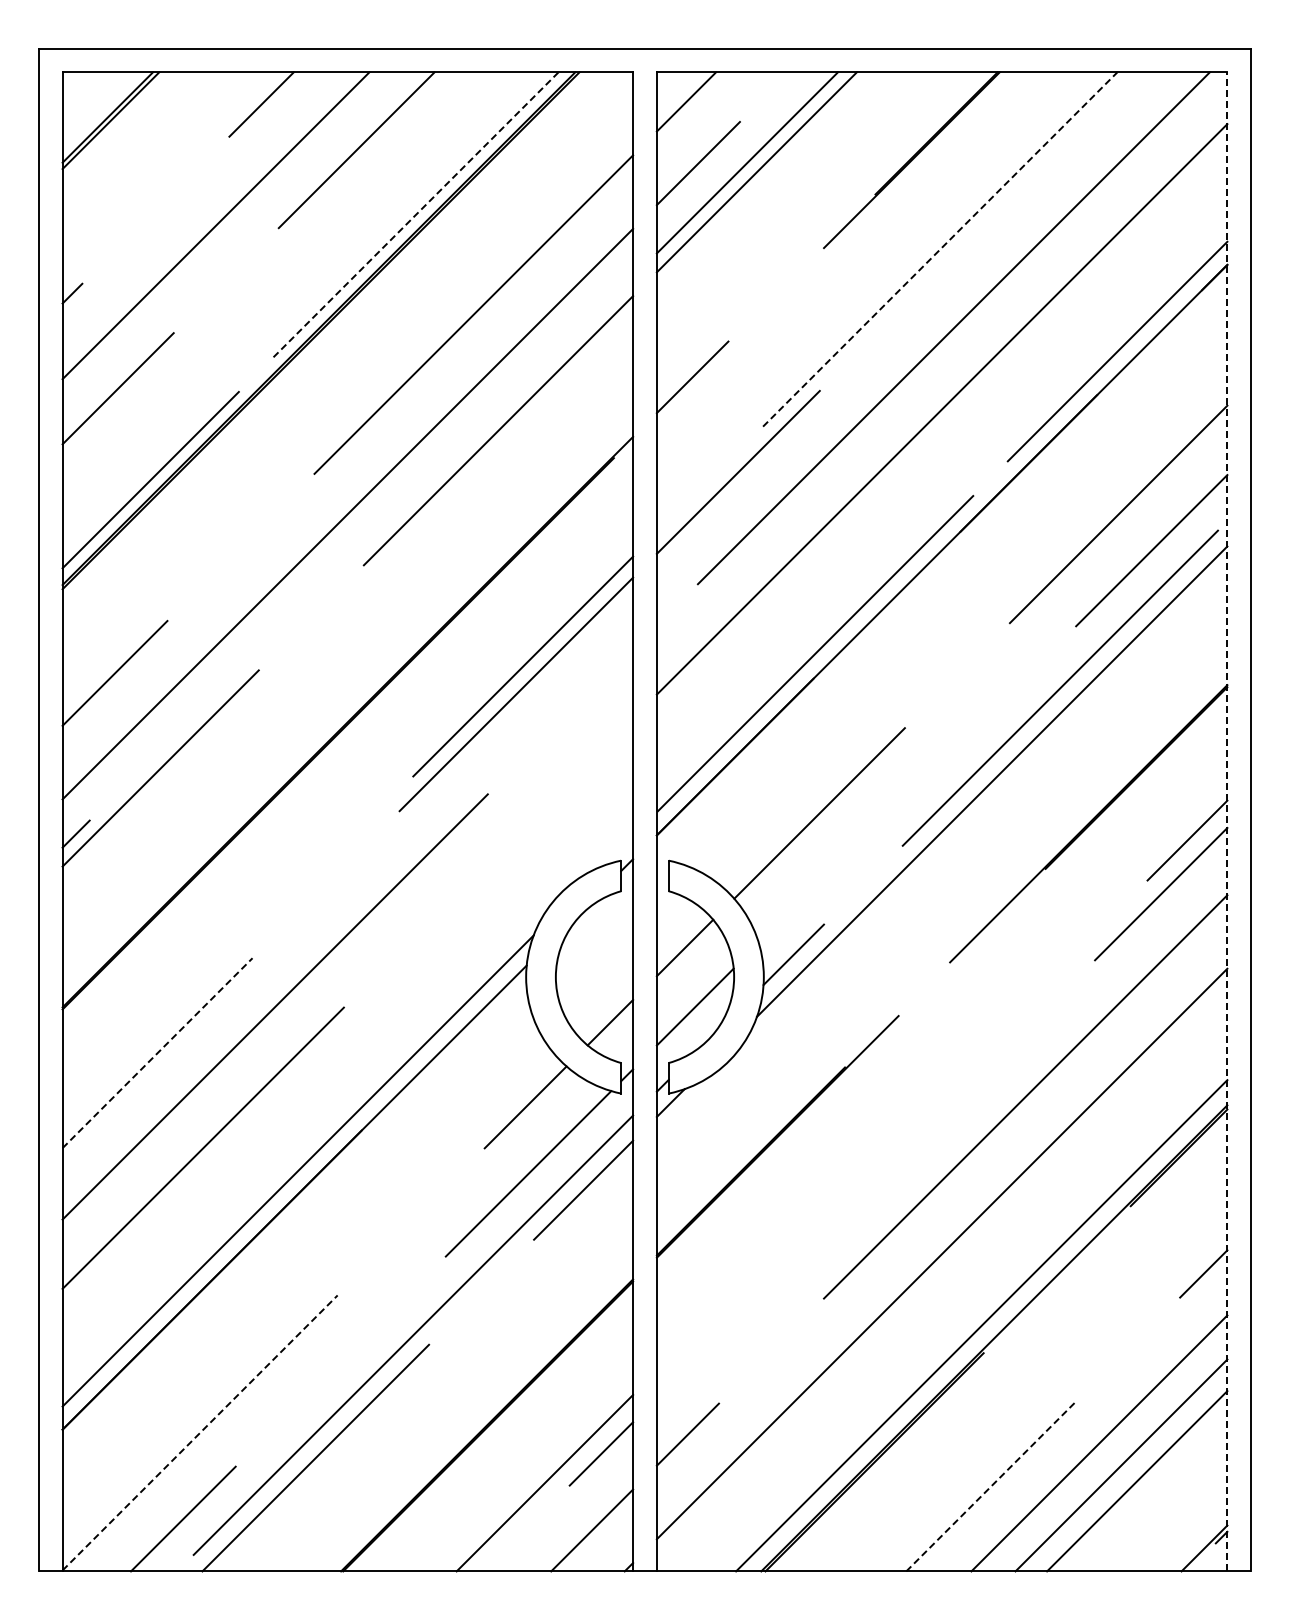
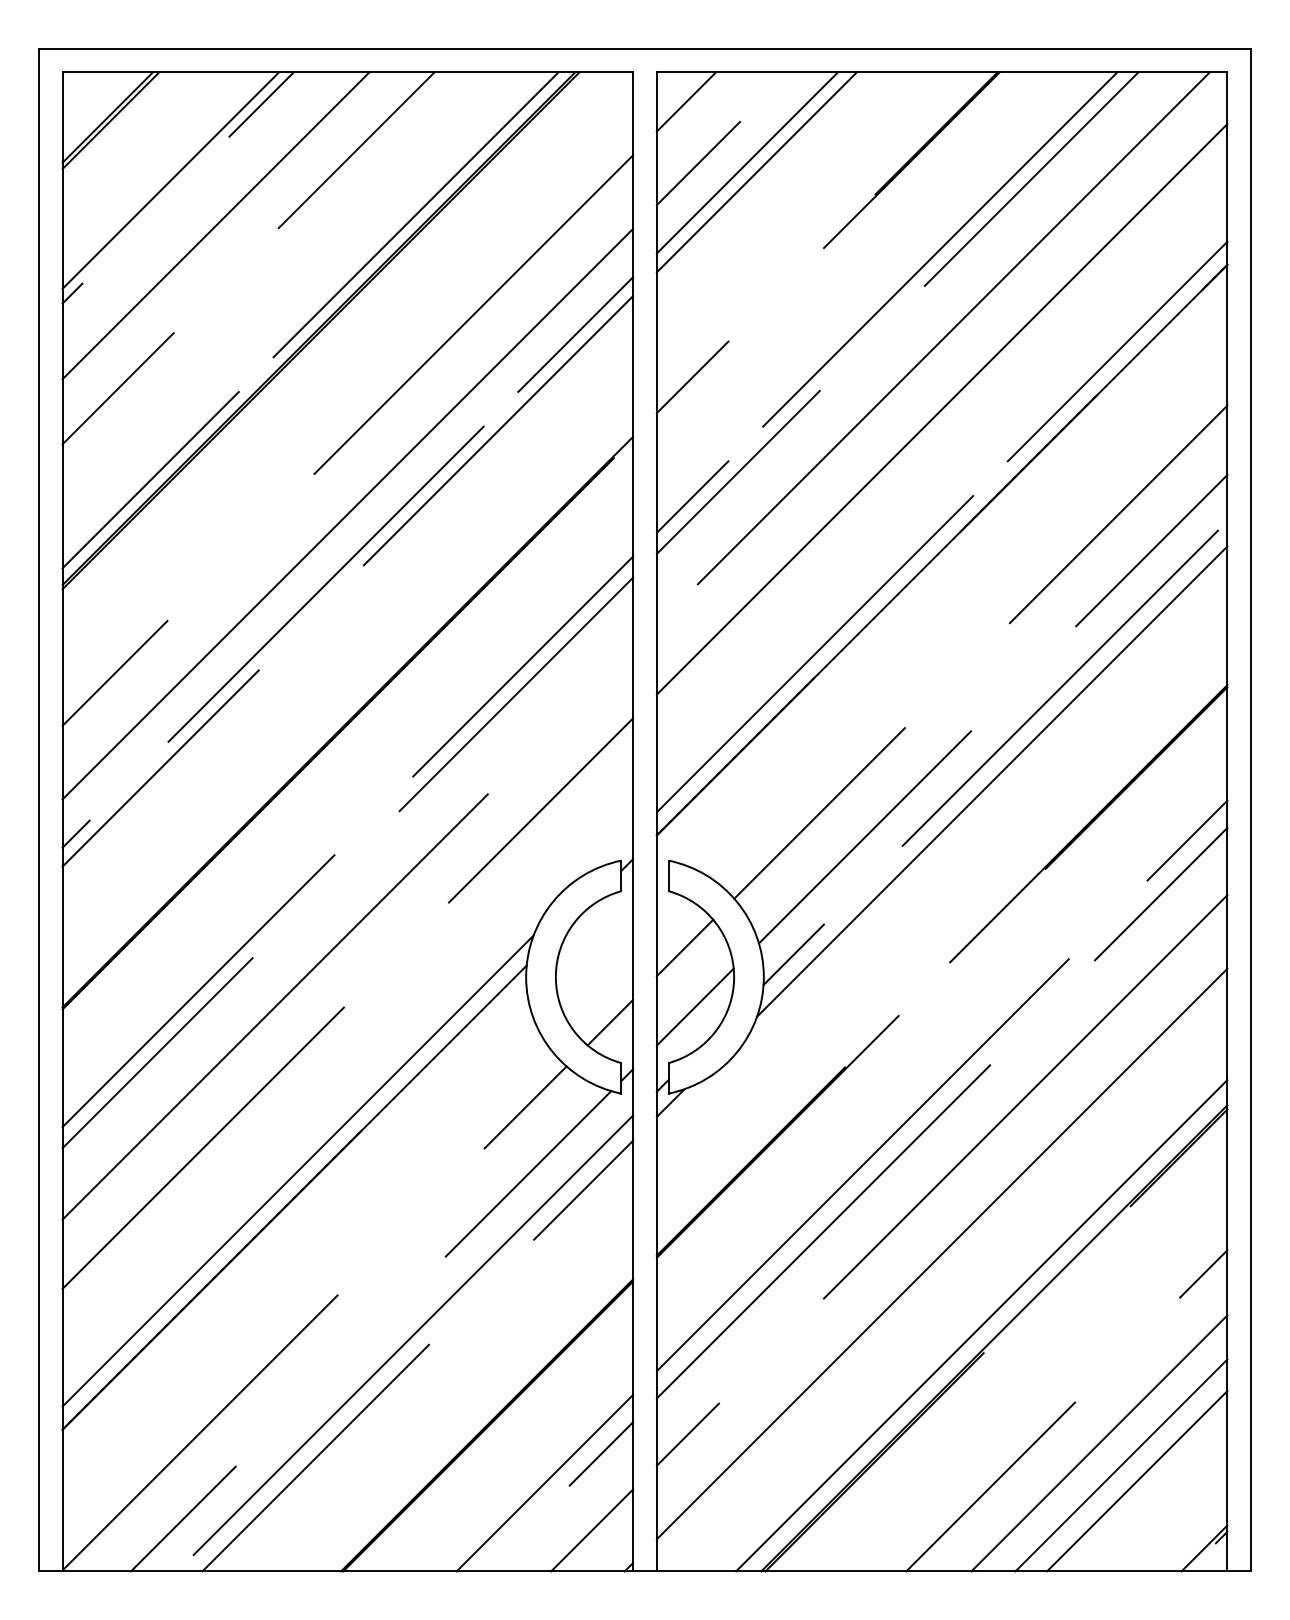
line: none -> present (1031, 178)
line: none -> present (170, 180)
line: dashed -> solid (416, 214)
line: dashed -> solid (940, 249)
line: none -> present (575, 334)
line: none -> present (692, 496)
line: none -> present (325, 583)
line: none -> present (541, 810)
line: dashed -> solid (1227, 821)
line: none -> present (864, 837)
line: none -> present (198, 991)
line: dashed -> solid (157, 1052)
line: none -> present (862, 1165)
line: none -> present (823, 1231)
line: dashed -> solid (200, 1432)
line: dashed -> solid (991, 1486)
